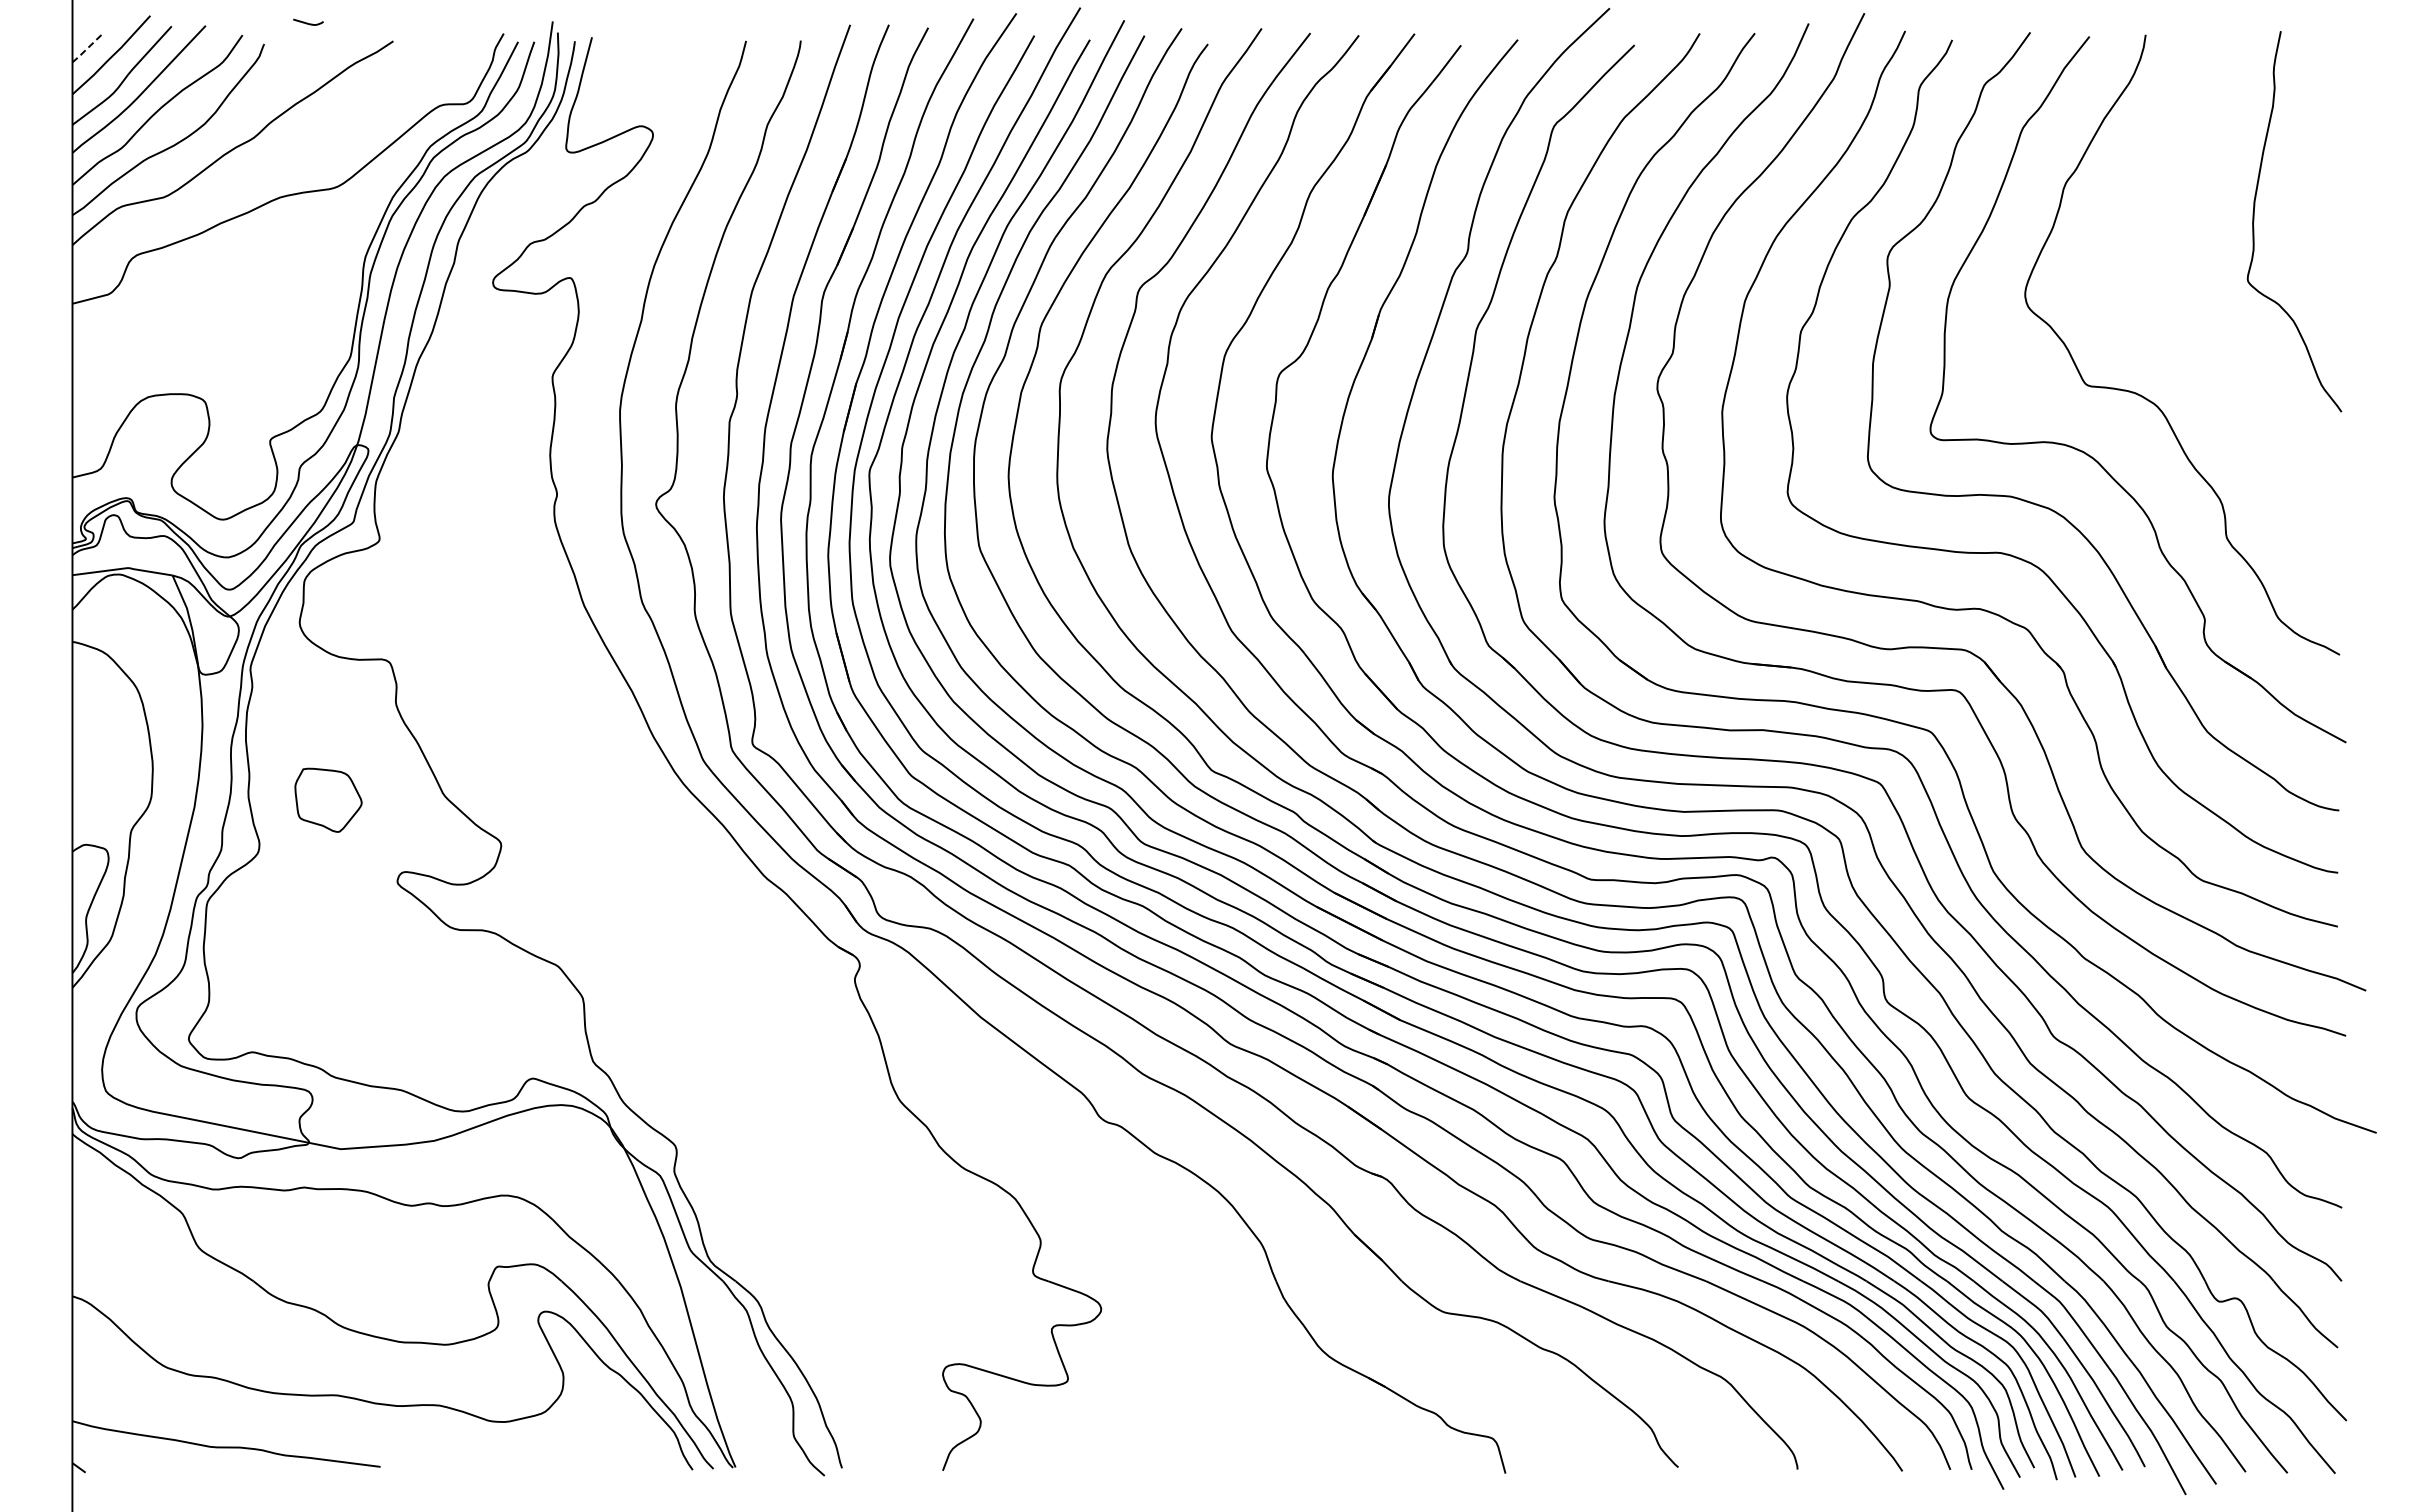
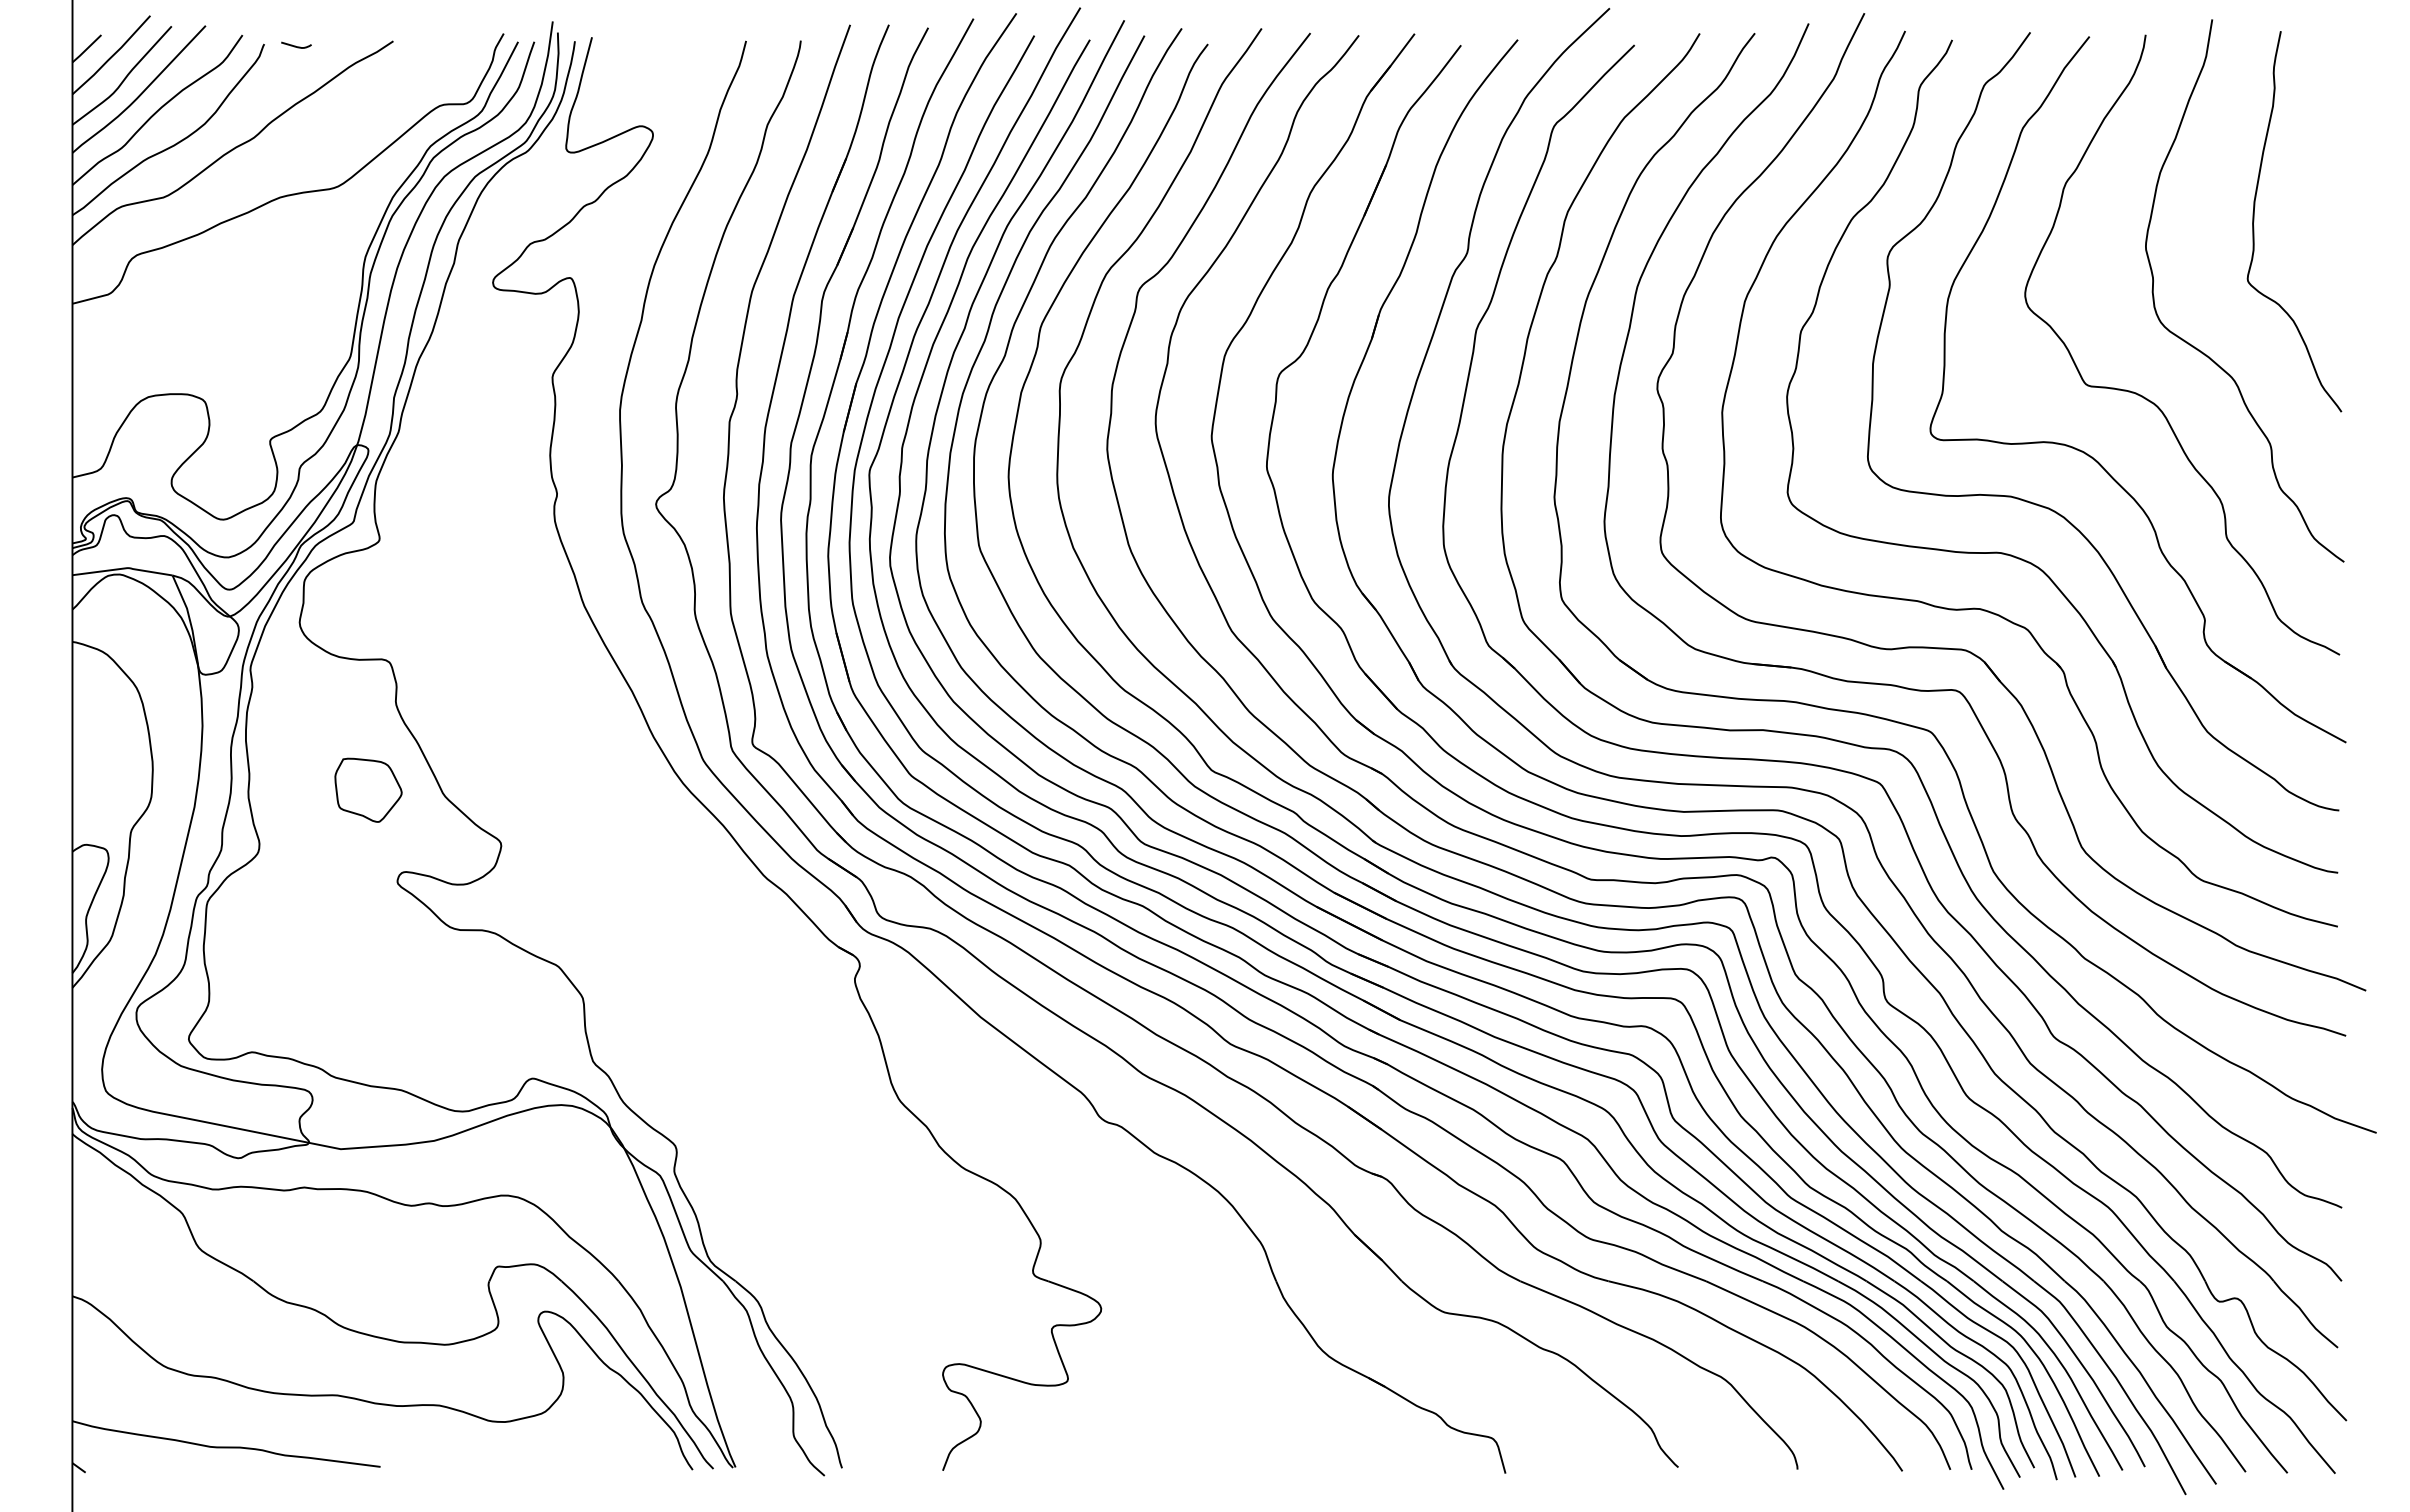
curve position: (307, 22) -> (295, 45) (295, 45)
line: dashed -> solid (86, 49)
curve: none -> present (2202, 351)
part position: (328, 799) -> (368, 789) (368, 789)
